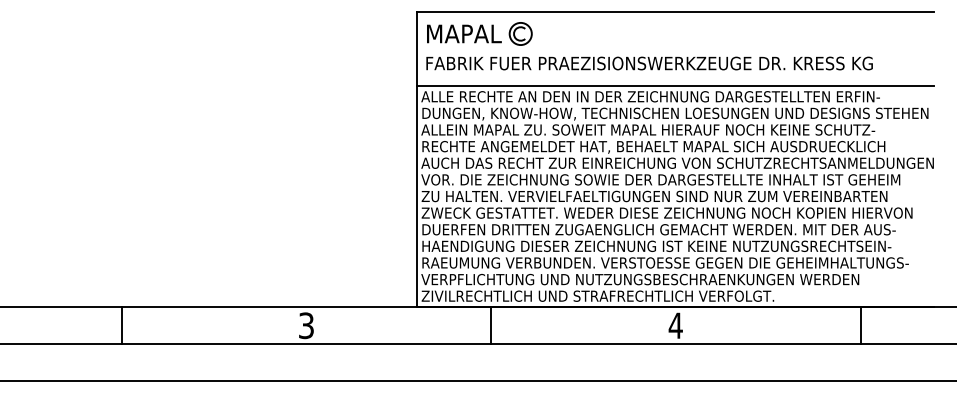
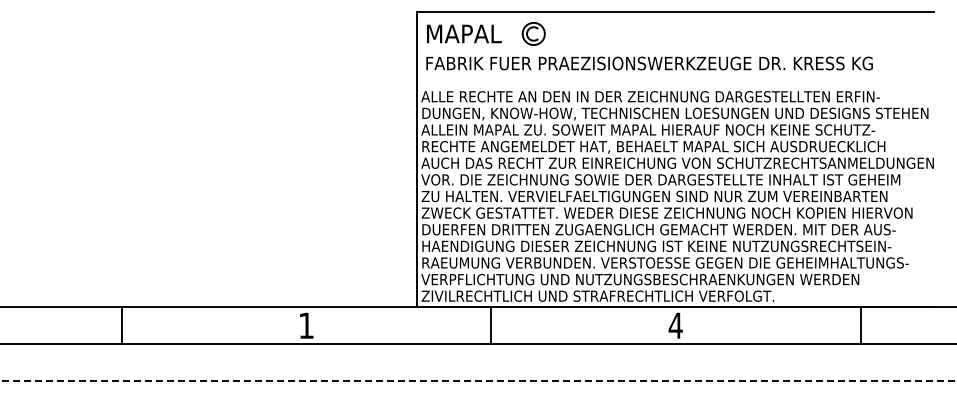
part position: (520, 33) -> (533, 33) (533, 33)
line: present -> none (675, 85)
text: 3 -> 1 (306, 325)
line: solid -> dashed (478, 381)
